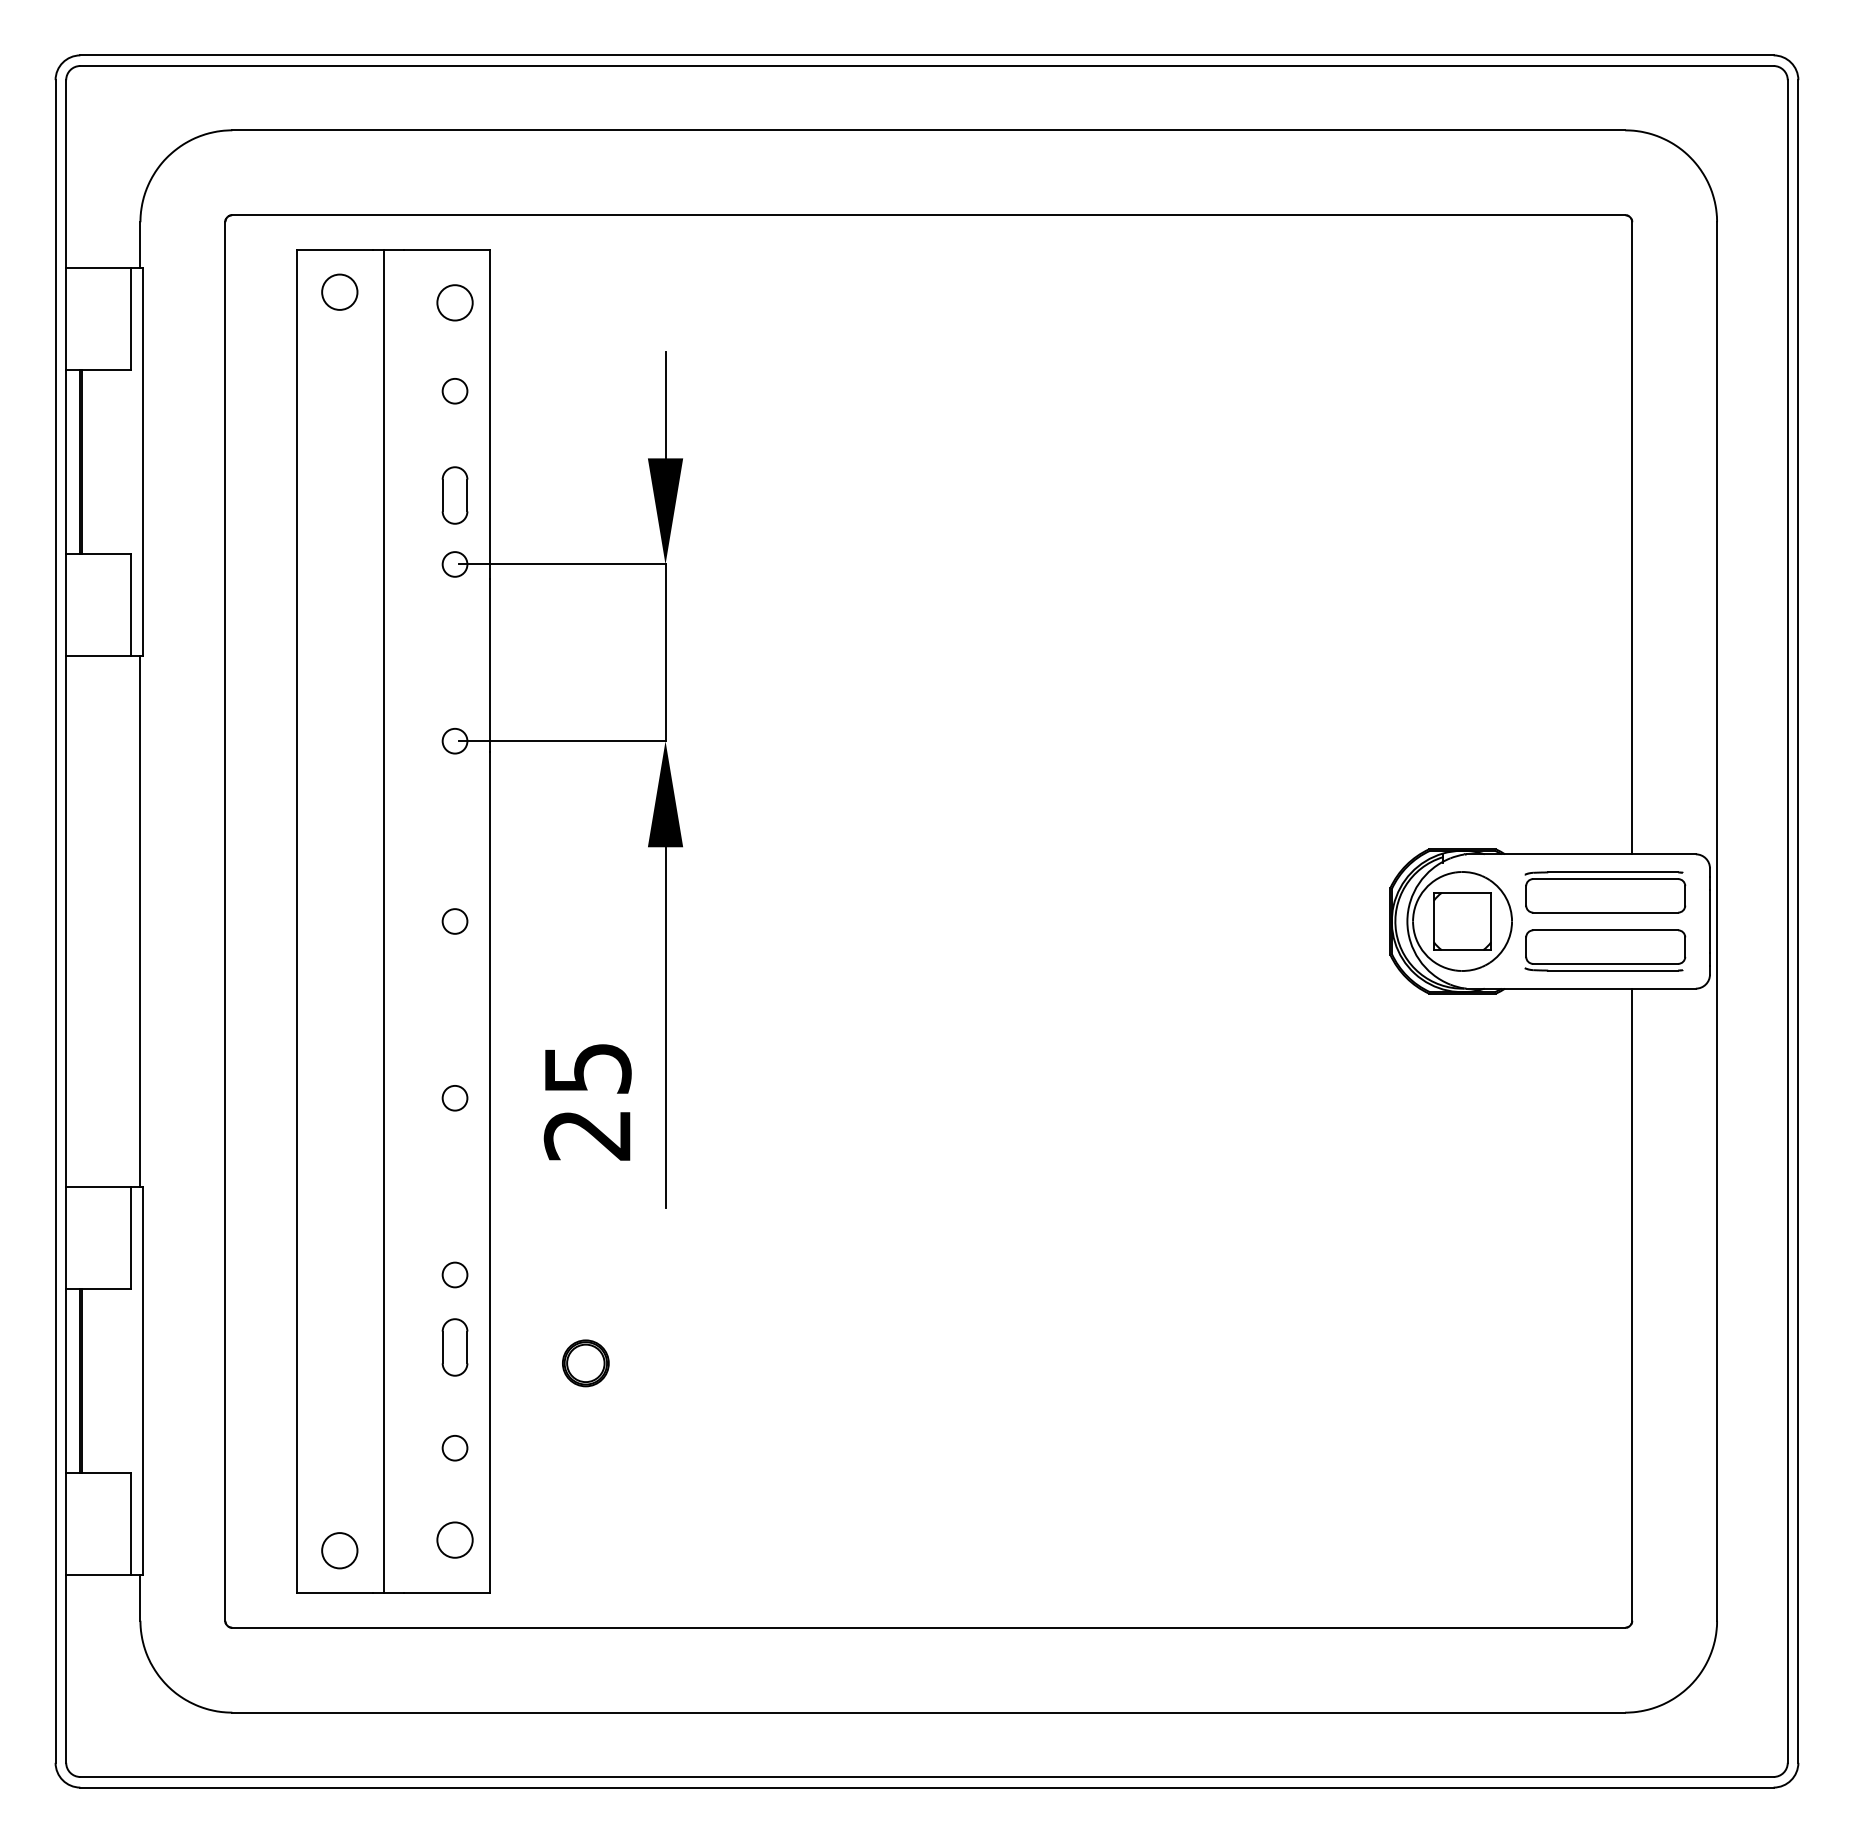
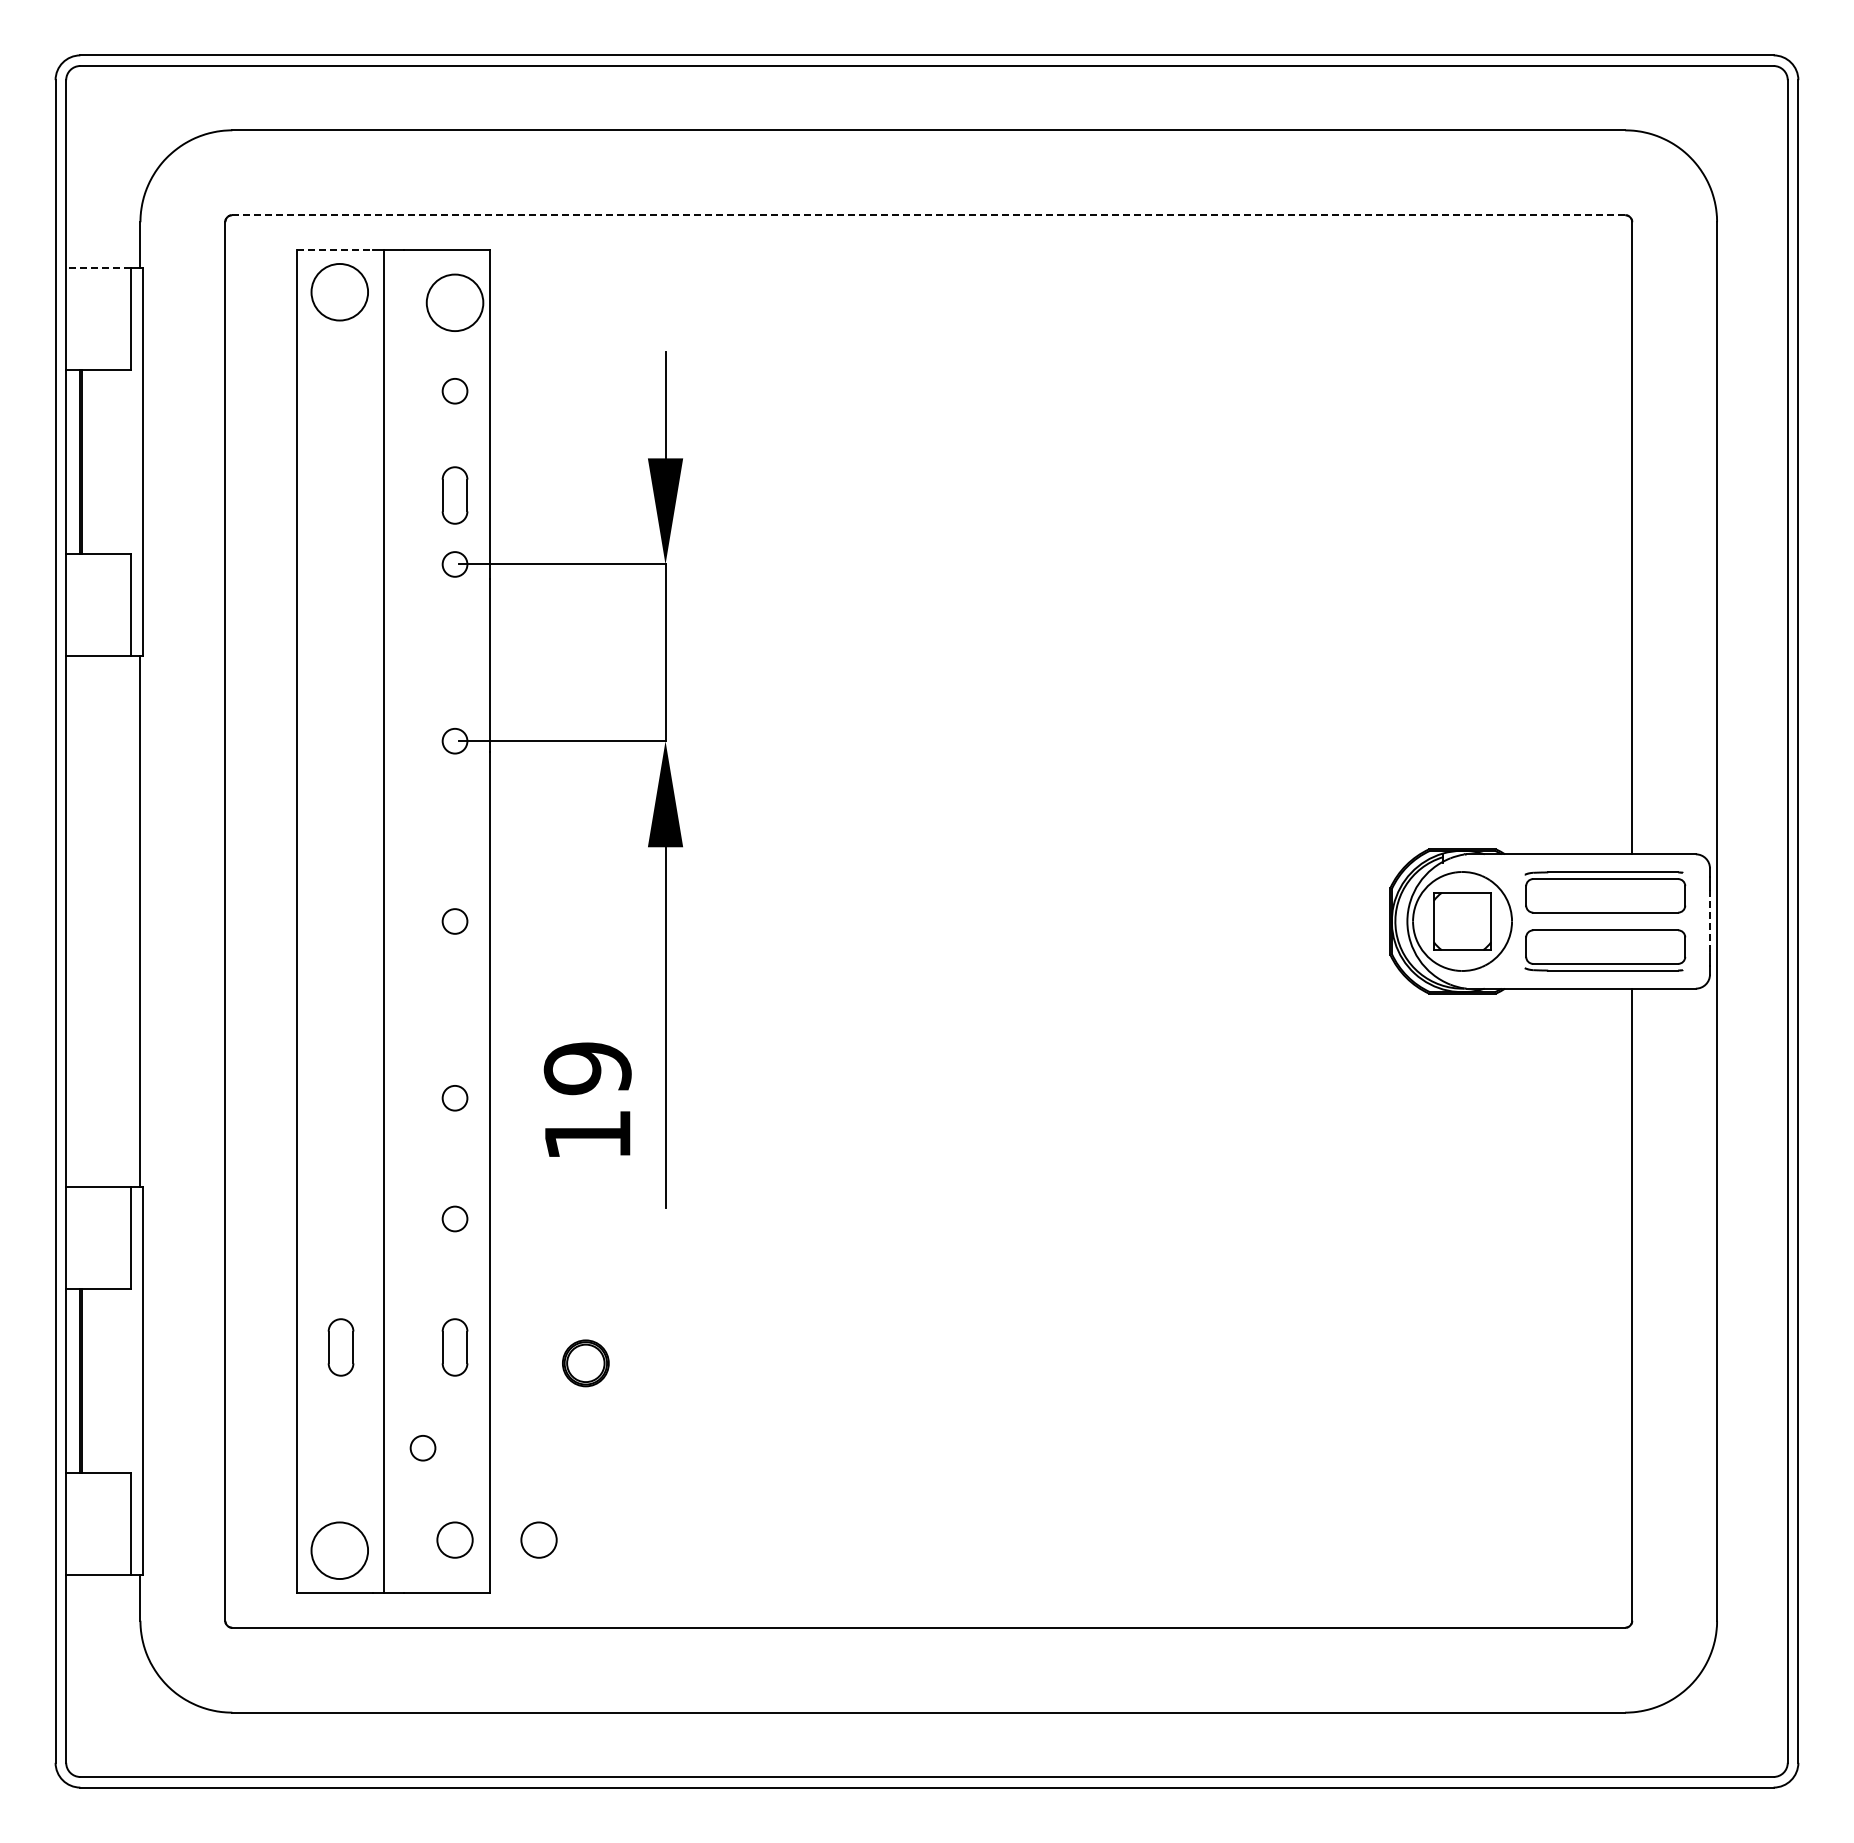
line: solid -> dashed (929, 215)
line: solid -> dashed (335, 249)
line: solid -> dashed (98, 267)
circle diameter: 35 px -> 57 px (339, 291)
circle diameter: 35 px -> 57 px (454, 302)
line: solid -> dashed (1710, 921)
text: 25 -> 19 (587, 1101)
circle position: (454, 1274) -> (454, 1218) (454, 1218)
part: none -> present (340, 1347)
circle position: (454, 1448) -> (422, 1448) (422, 1448)
circle: none -> present (538, 1539)
circle diameter: 35 px -> 57 px (339, 1550)
